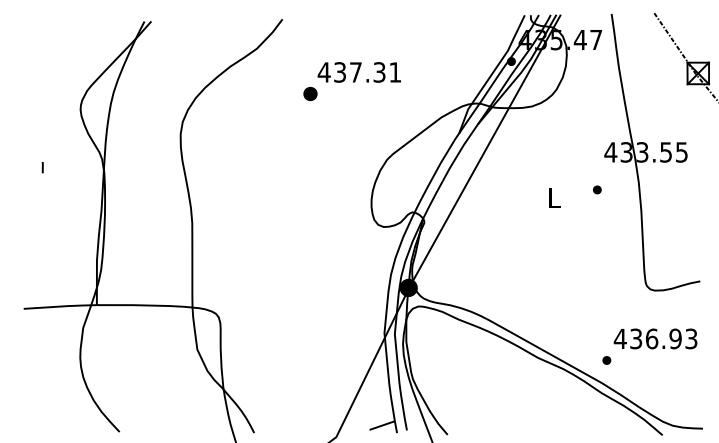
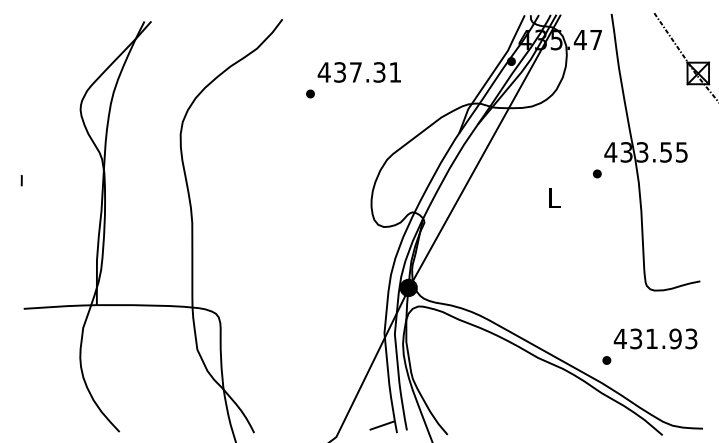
part size: 15x14 px -> 9x10 px (310, 93)
line position: (42, 167) -> (21, 180) (21, 180)
part position: (597, 189) -> (597, 173) (597, 173)
text: 436.93 -> 431.93 (652, 338)
